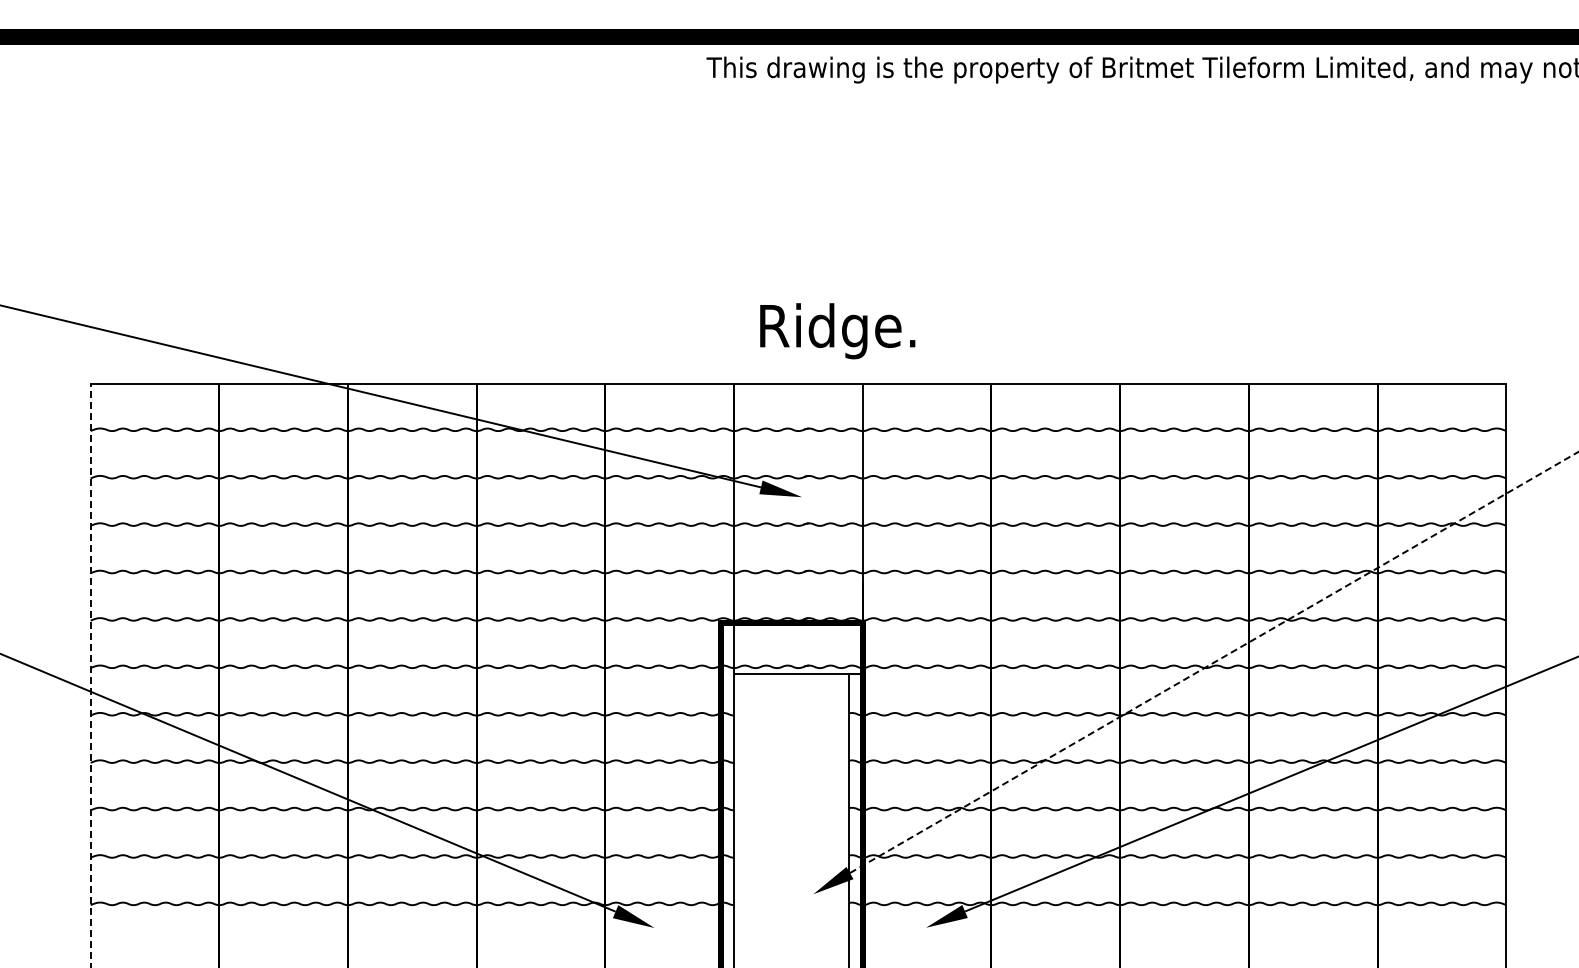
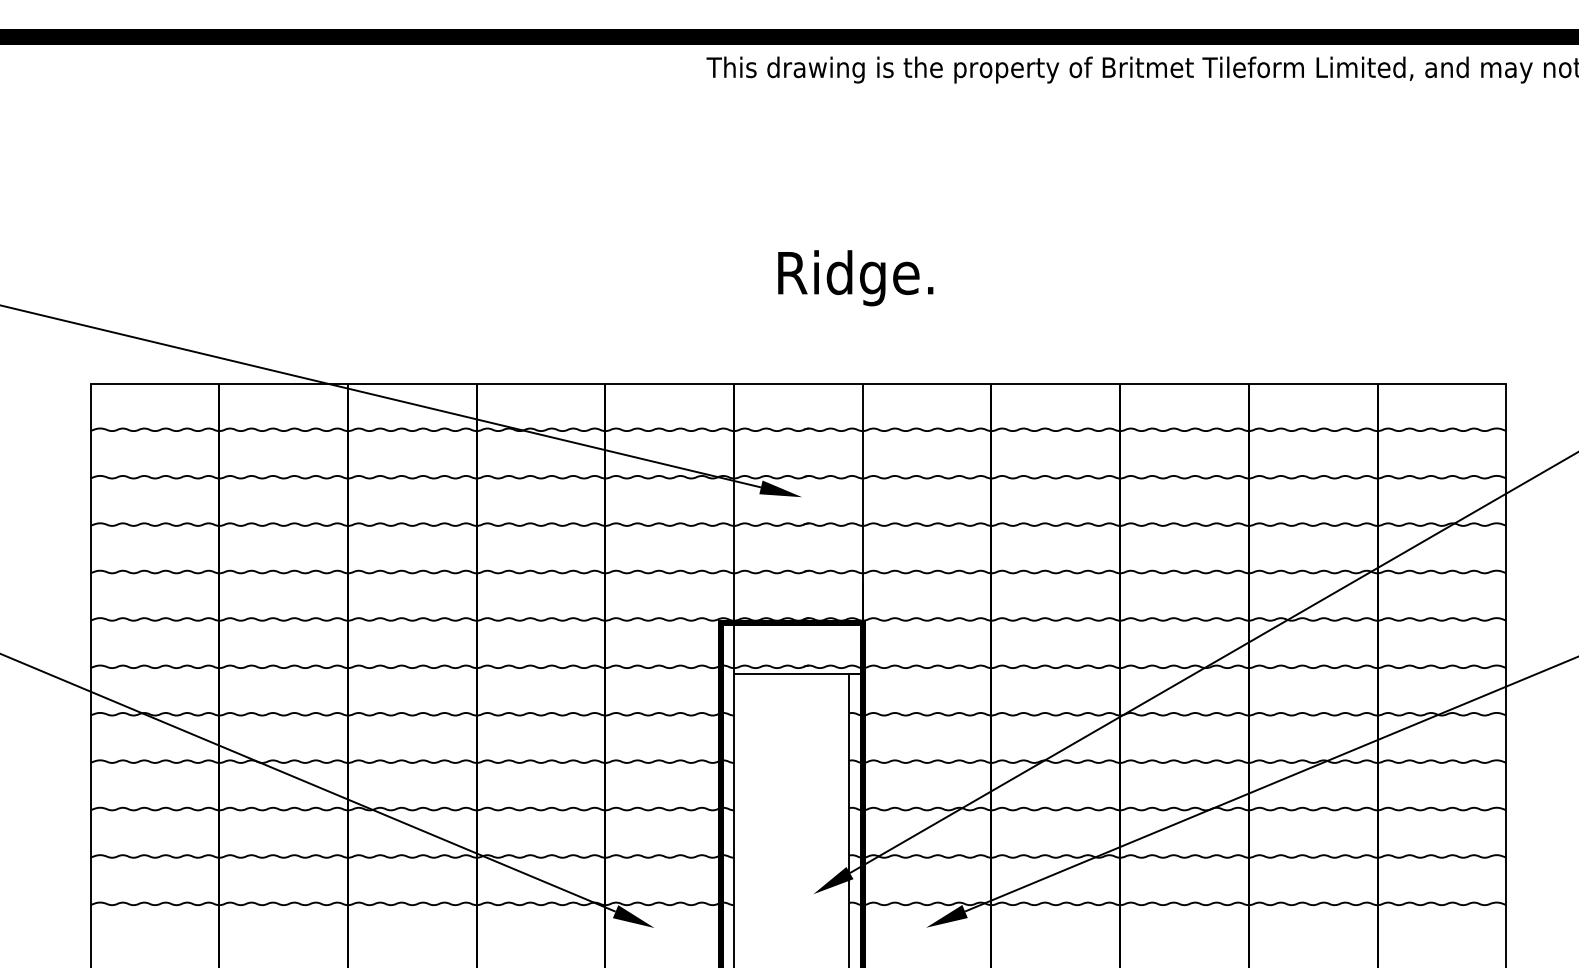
text position: (837, 331) -> (855, 278) (855, 278)
line: dashed -> solid (1214, 662)
line: dashed -> solid (90, 675)
